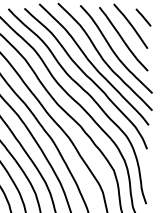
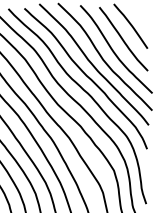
line: present -> none (143, 17)
